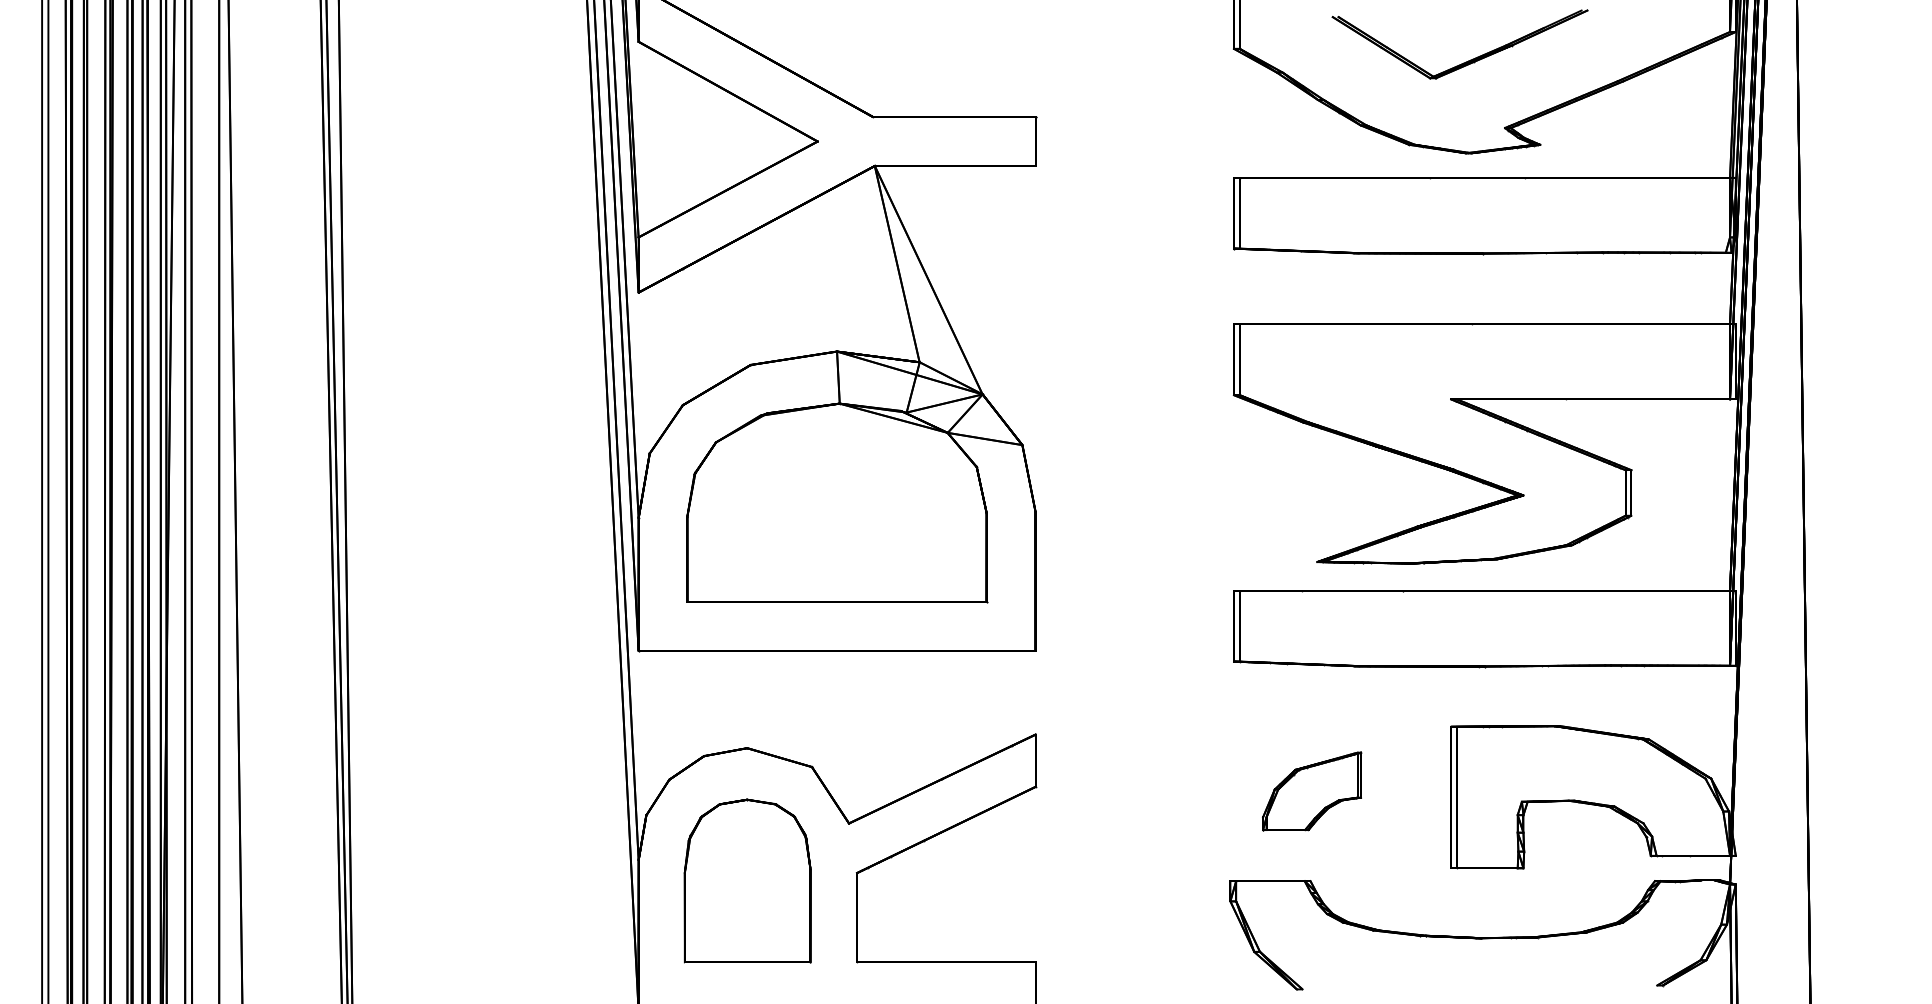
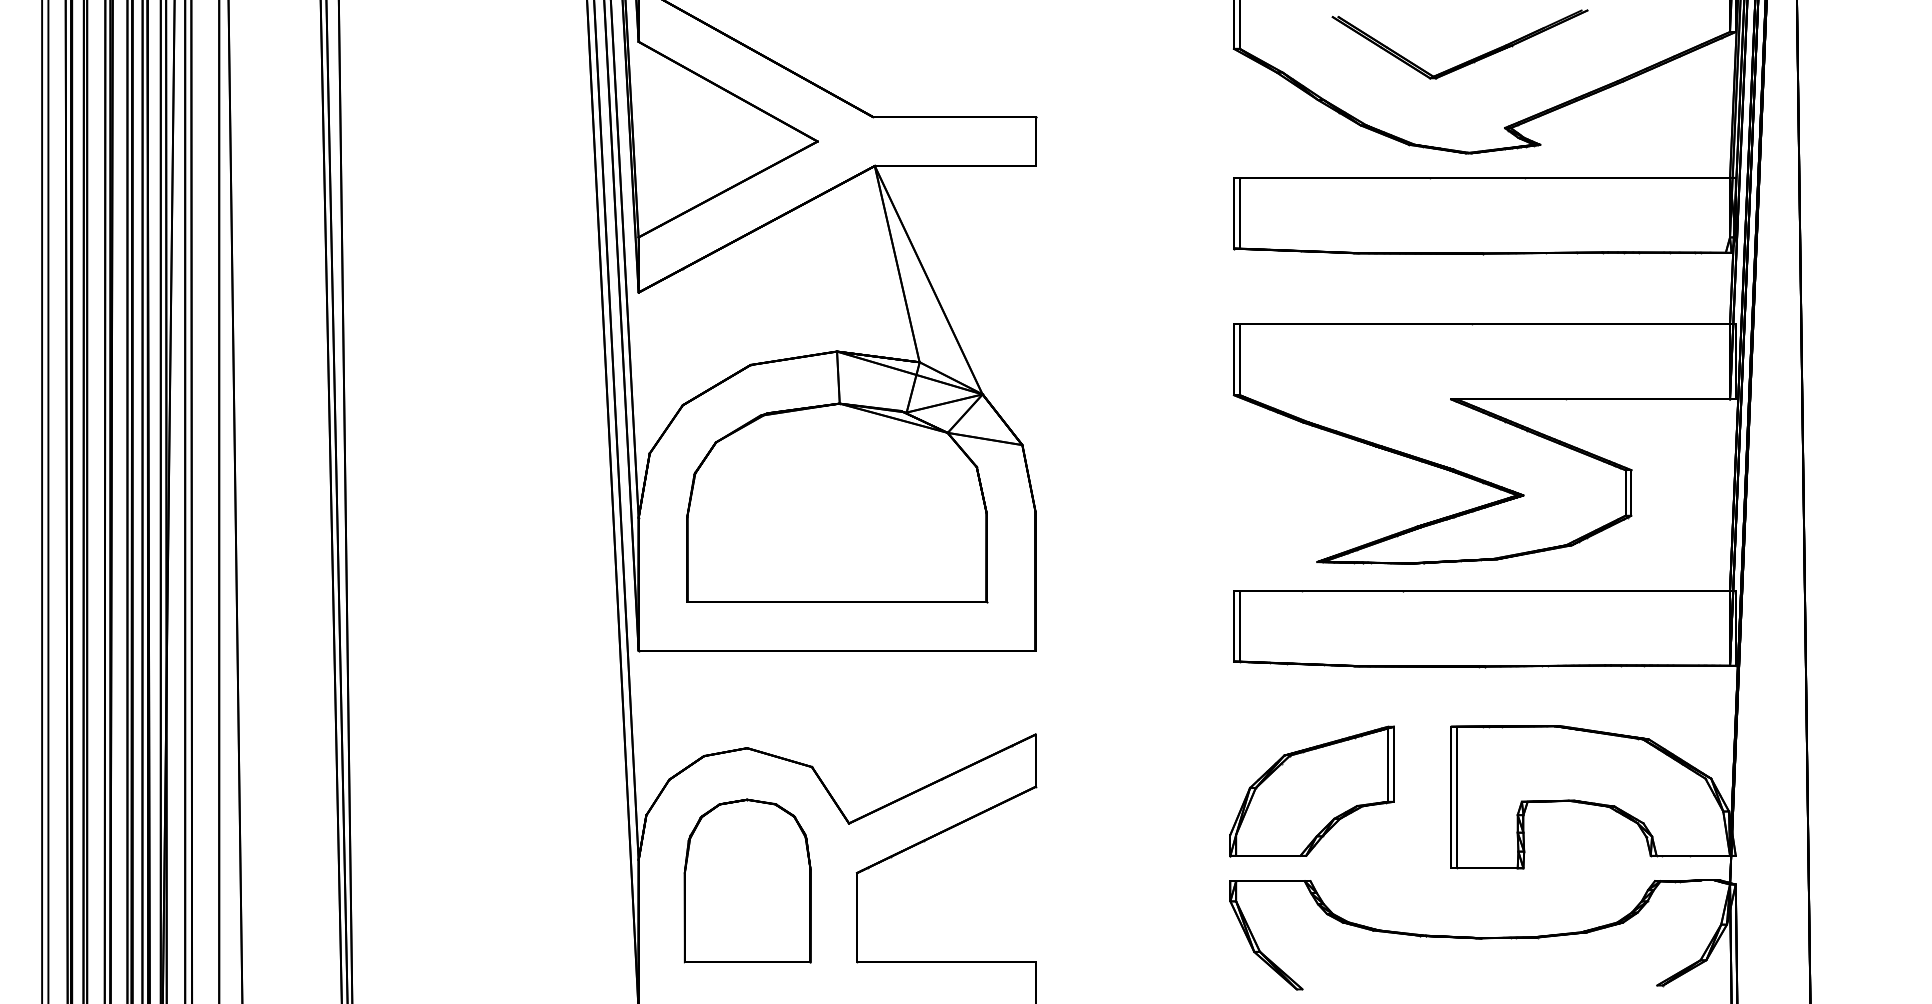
part size: 101x81 px -> 166x133 px (1311, 791)
